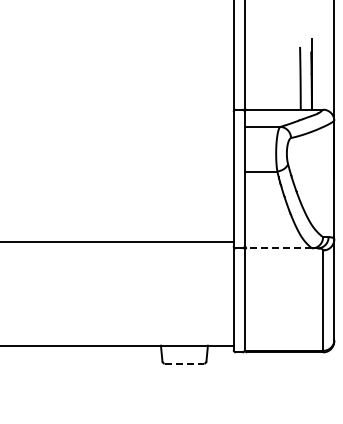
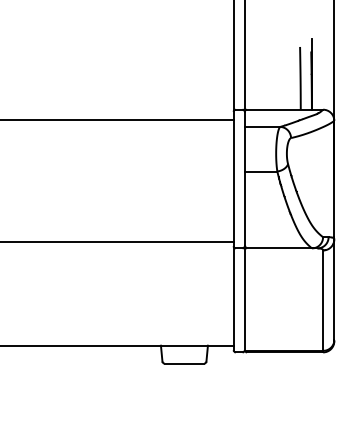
line: none -> present (117, 119)
line: dashed -> solid (279, 248)
line: dashed -> solid (184, 363)
